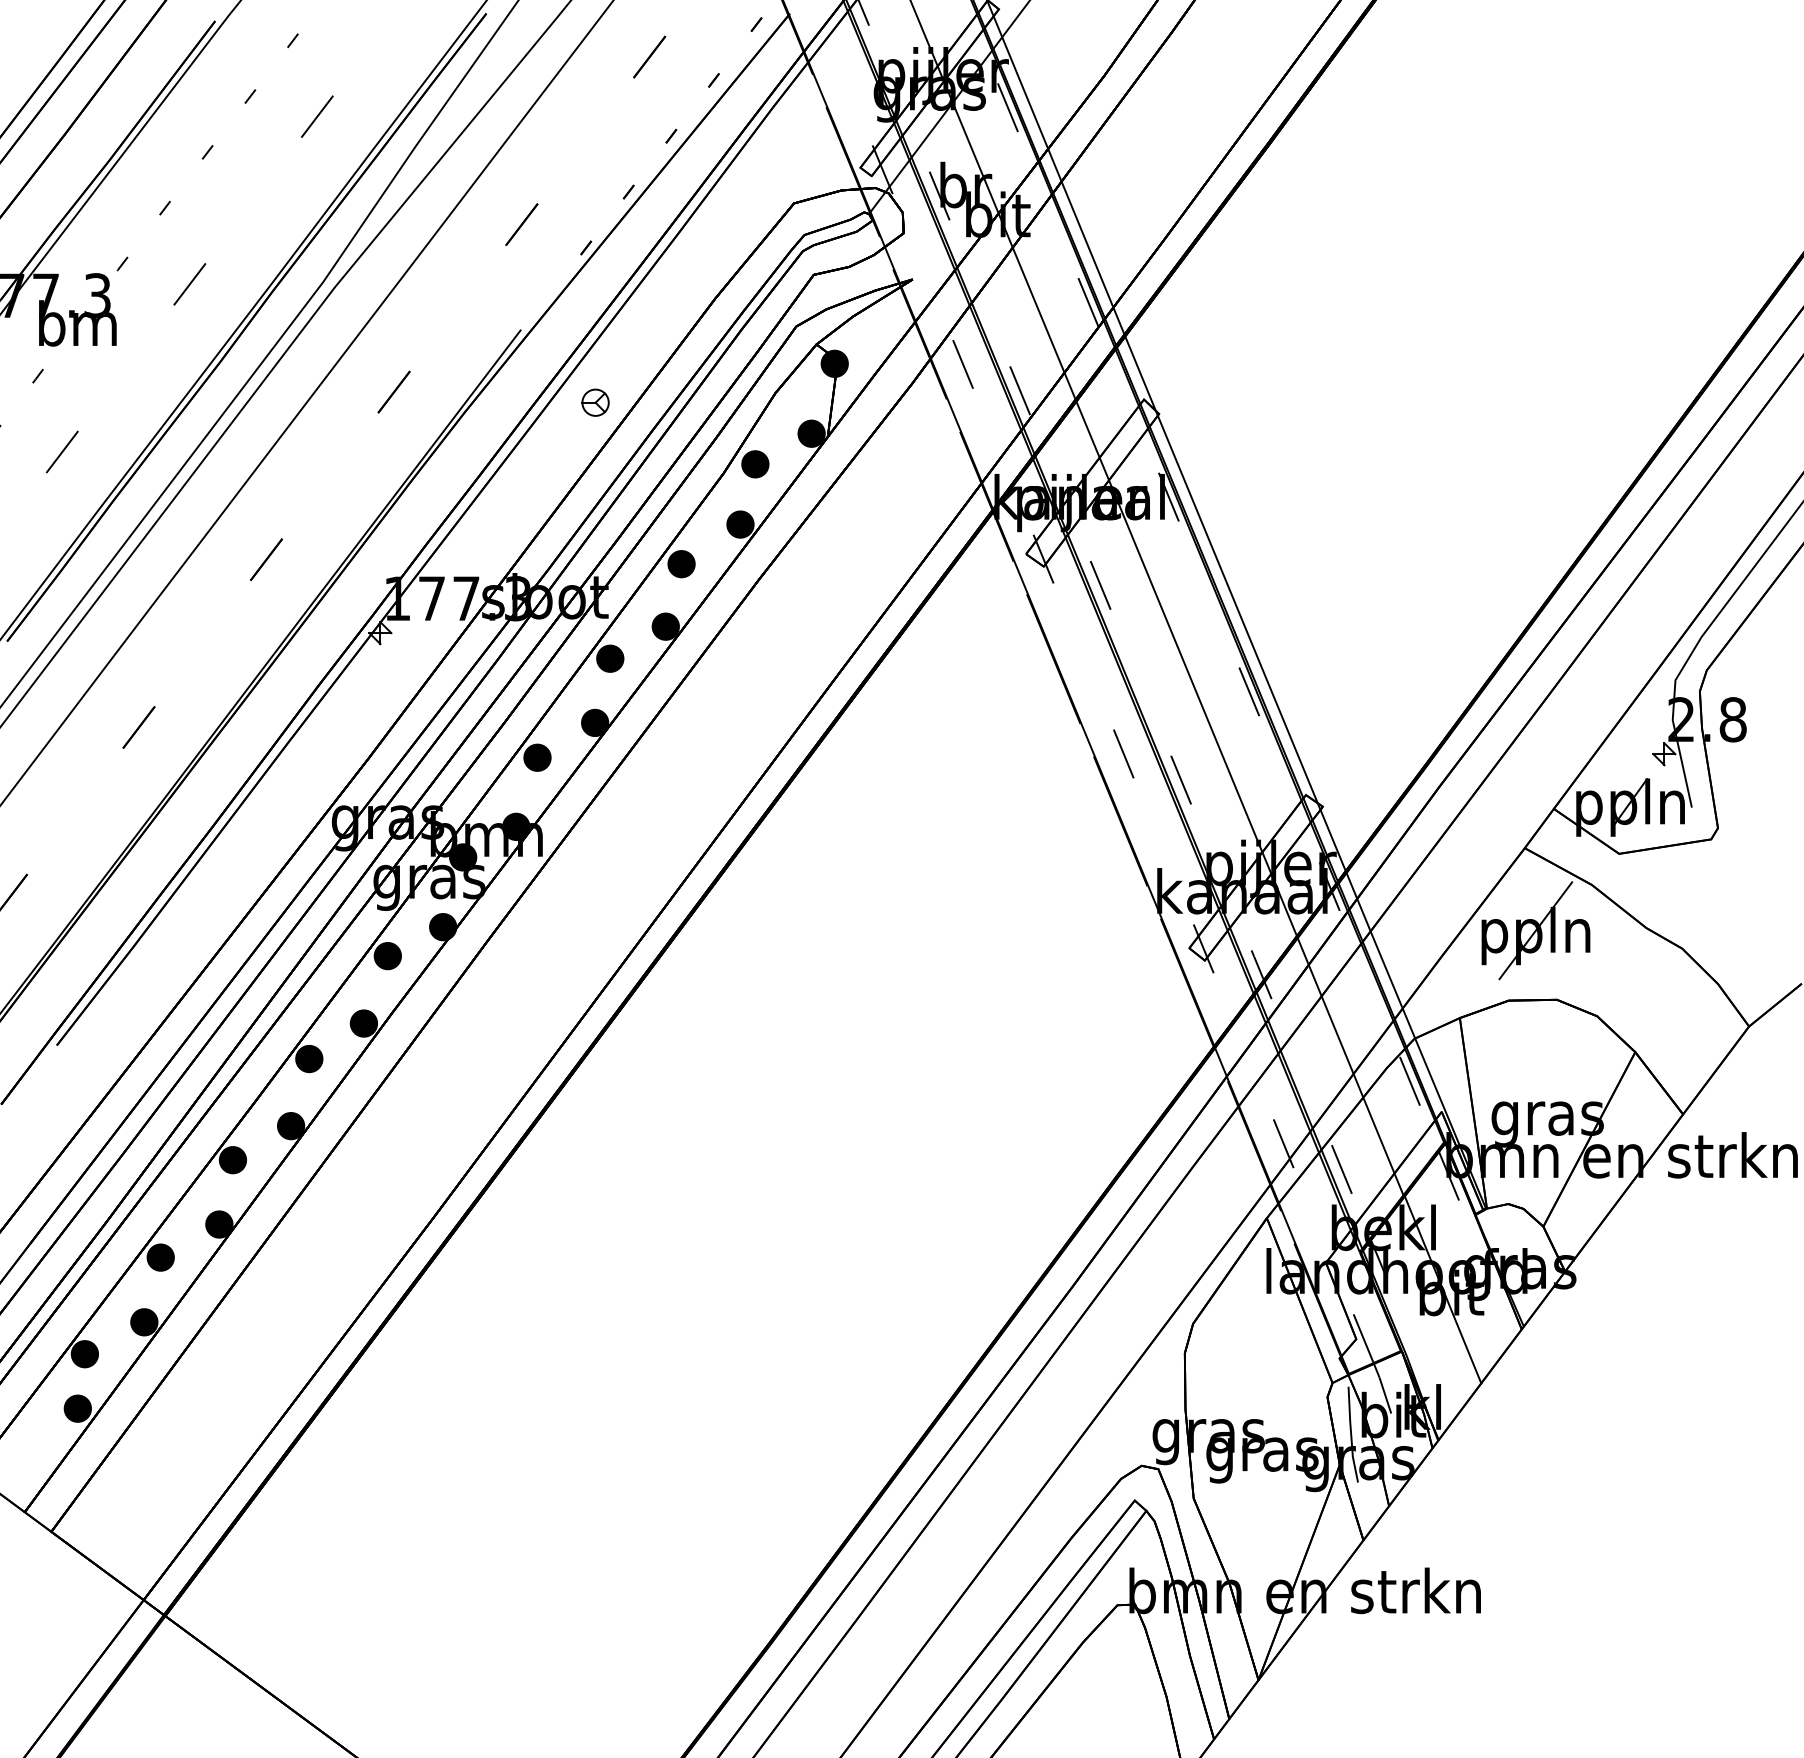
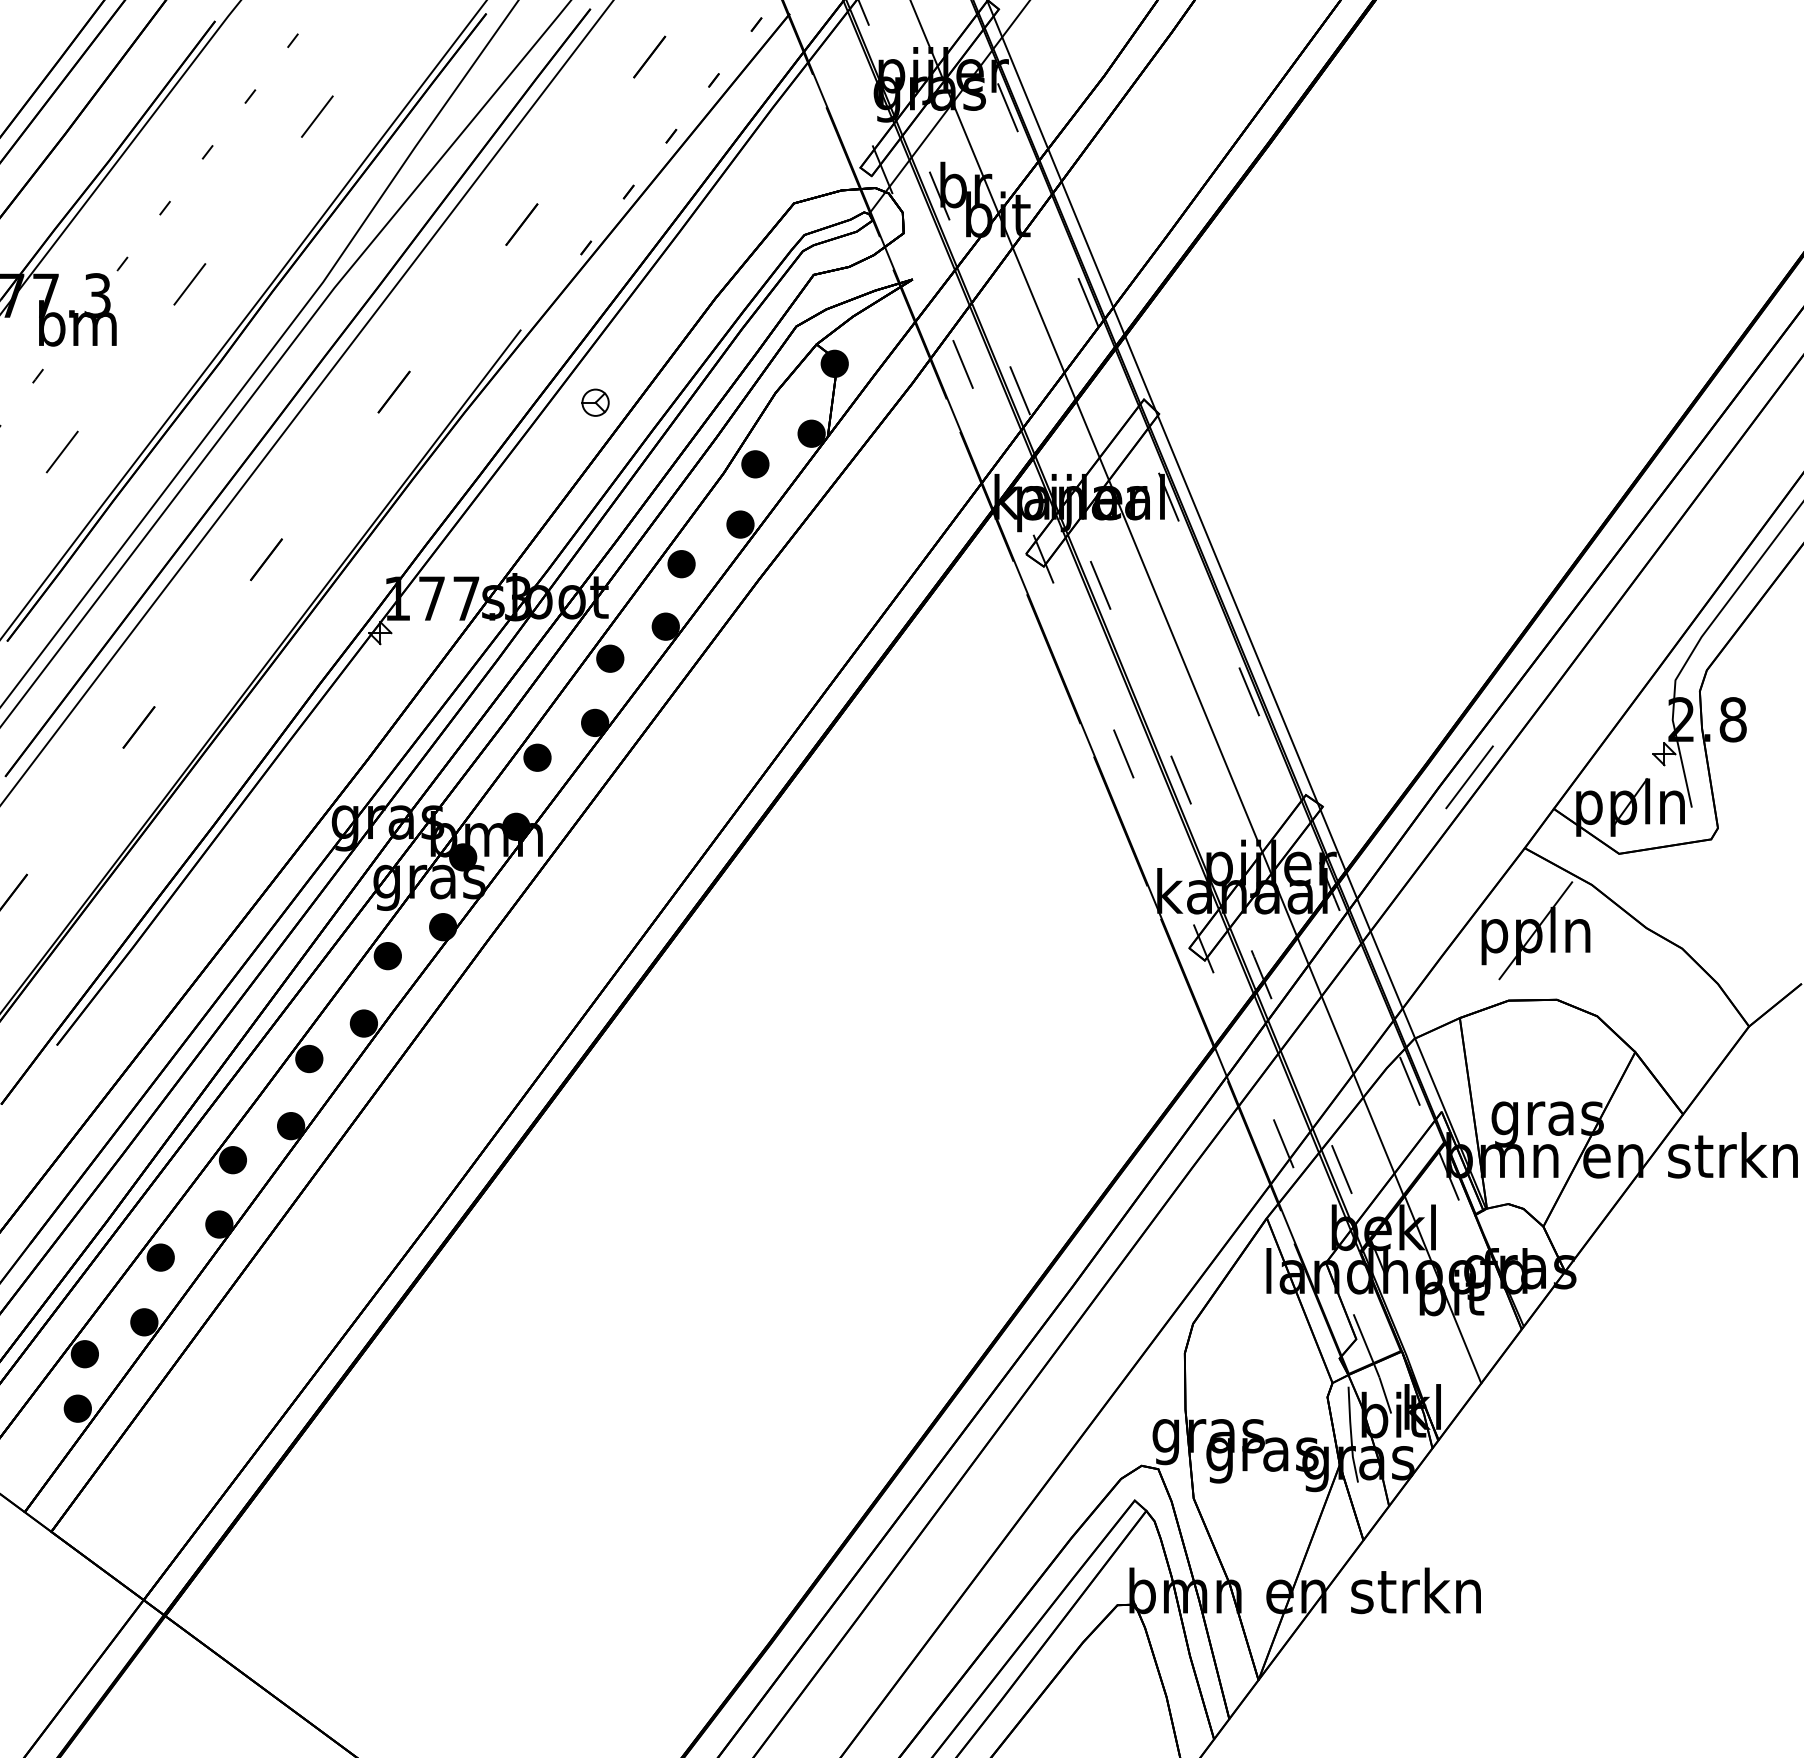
line: none -> present (297, 392)
line: none -> present (1469, 777)
